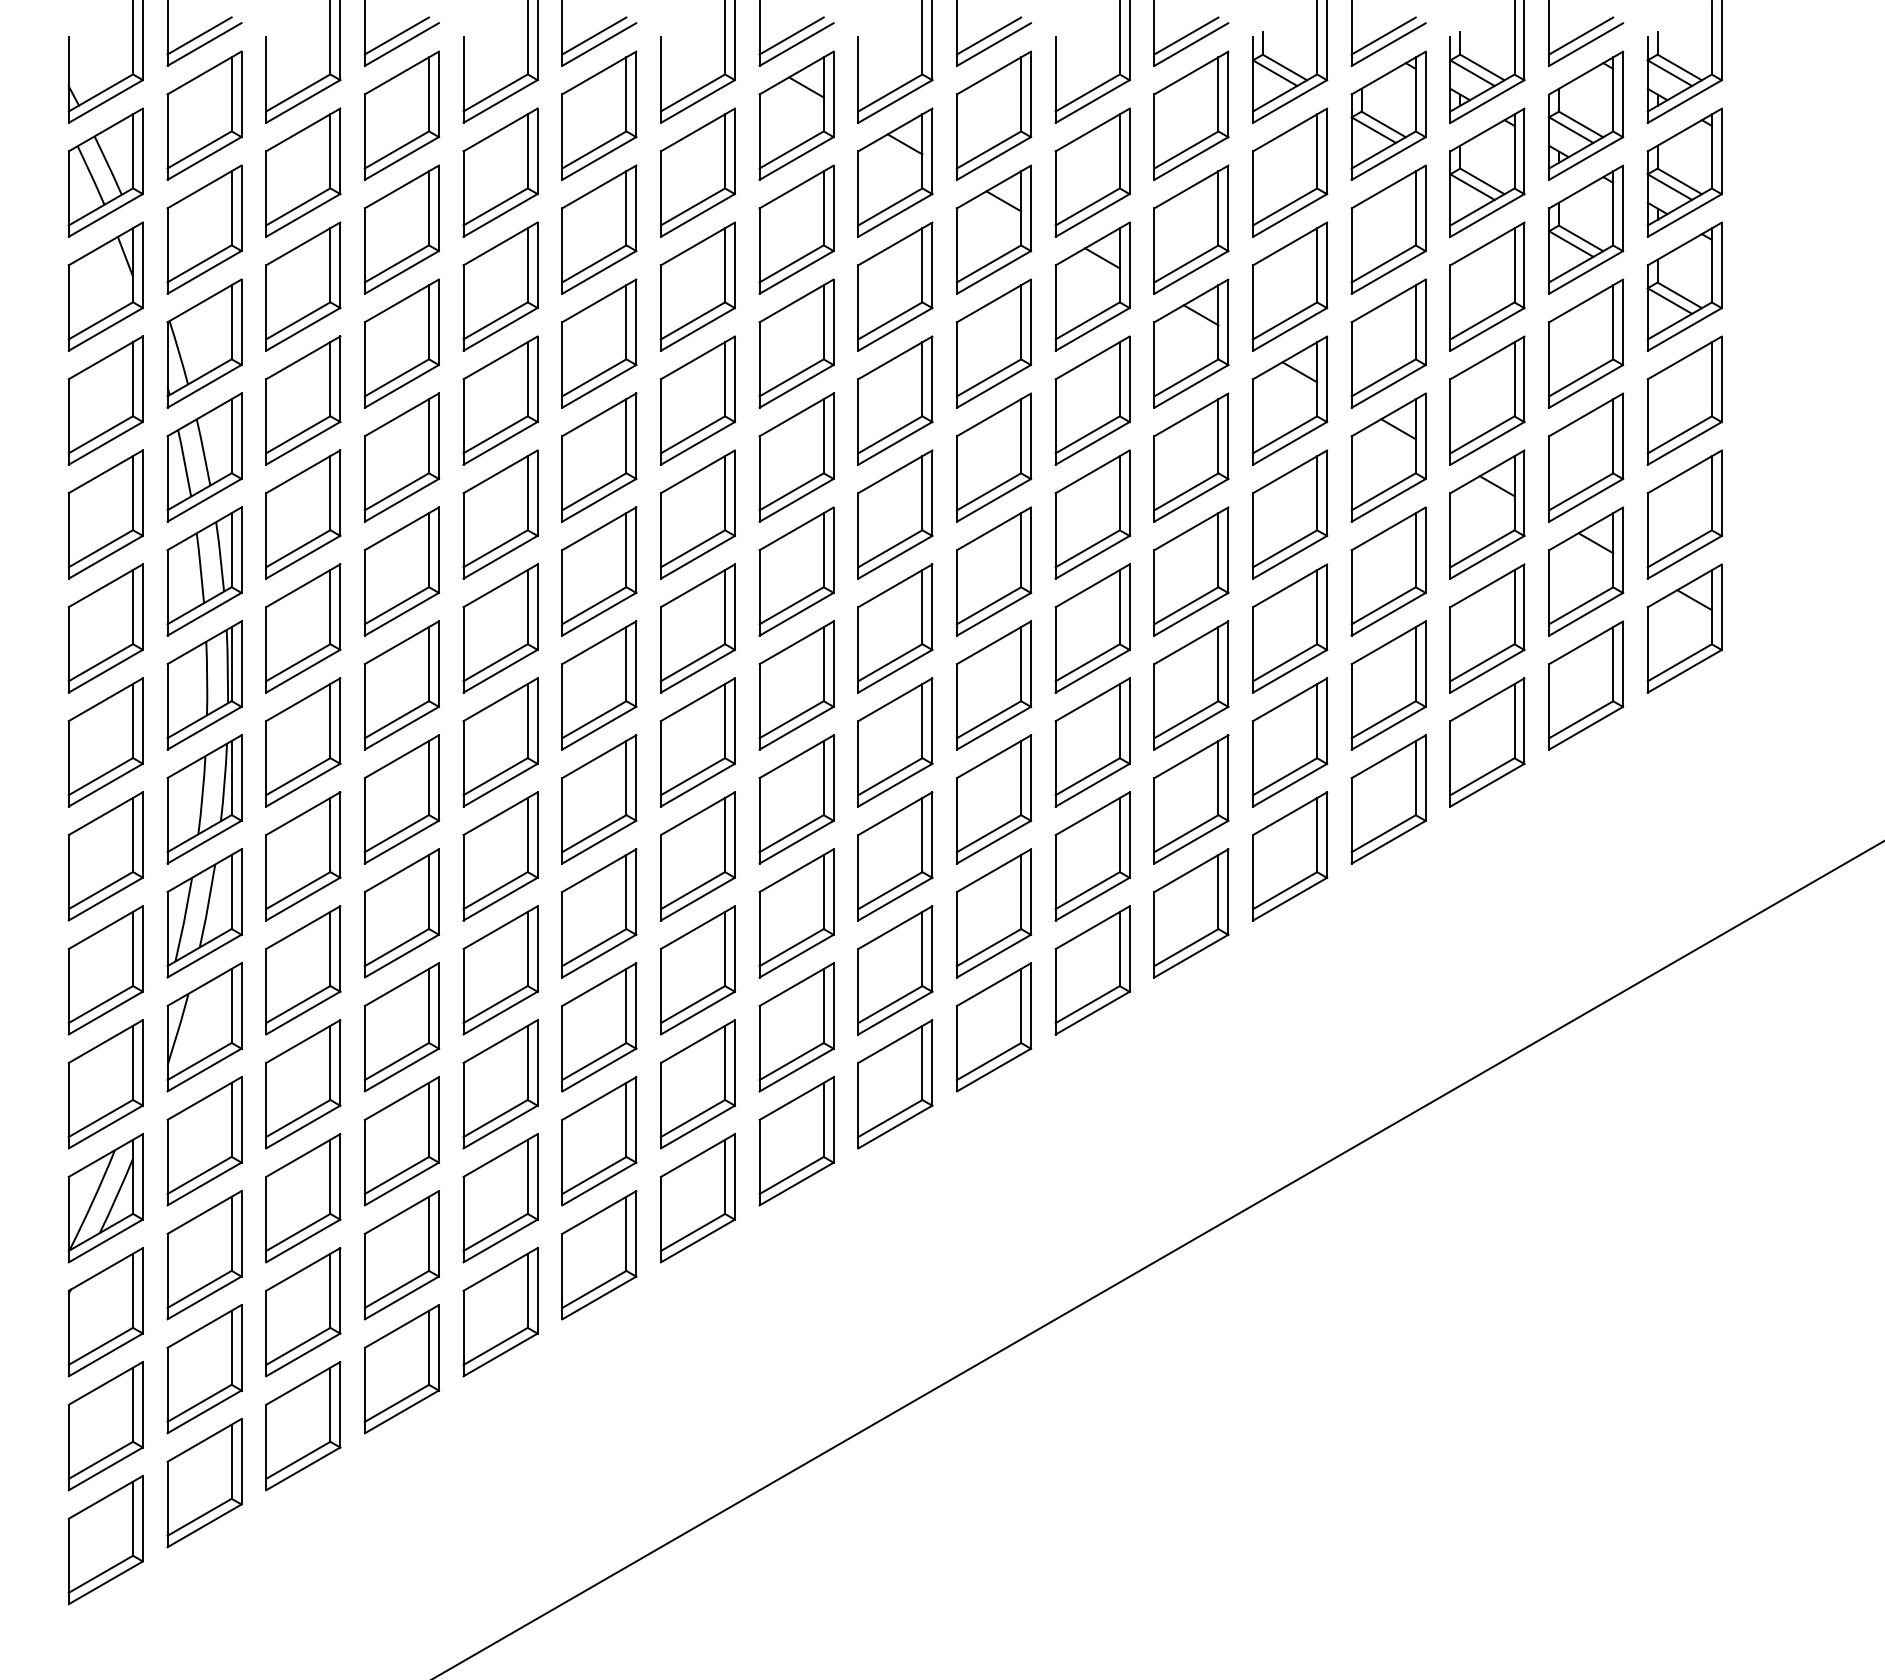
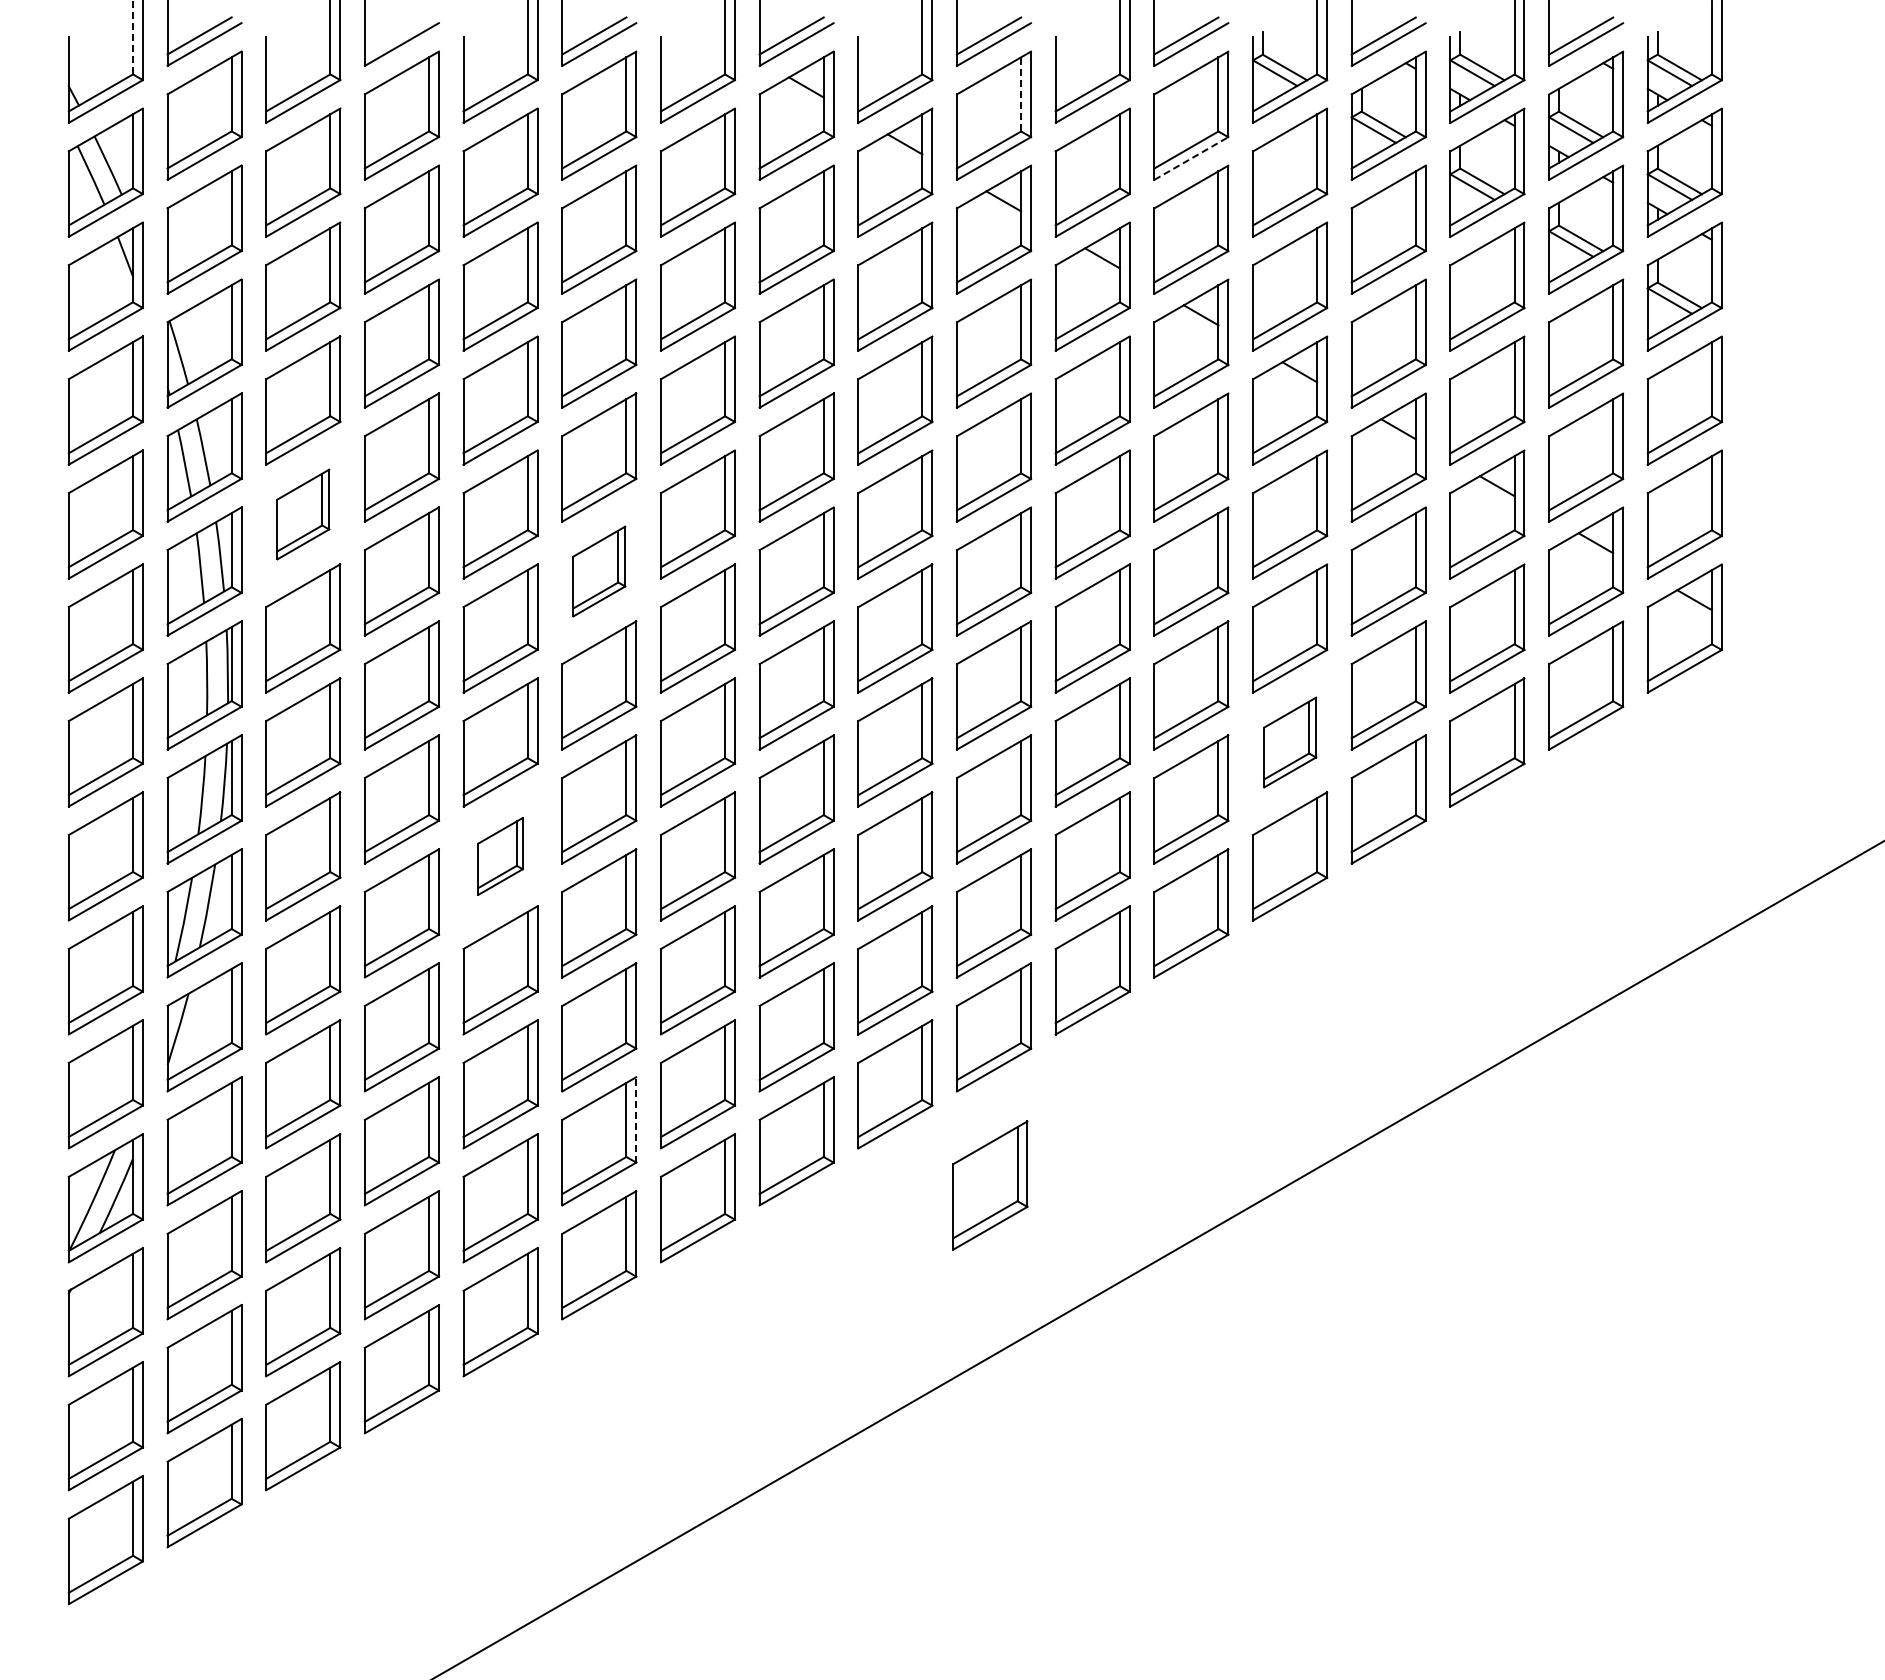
line: present -> none (396, 35)
line: solid -> dashed (133, 36)
line: solid -> dashed (1021, 93)
line: solid -> dashed (1191, 158)
part size: 77x131 px -> 55x93 px (303, 514)
part size: 77x131 px -> 55x93 px (599, 571)
part size: 77x131 px -> 55x93 px (1290, 742)
part size: 77x131 px -> 47x79 px (500, 856)
line: solid -> dashed (636, 1119)
part: none -> present (990, 1185)
